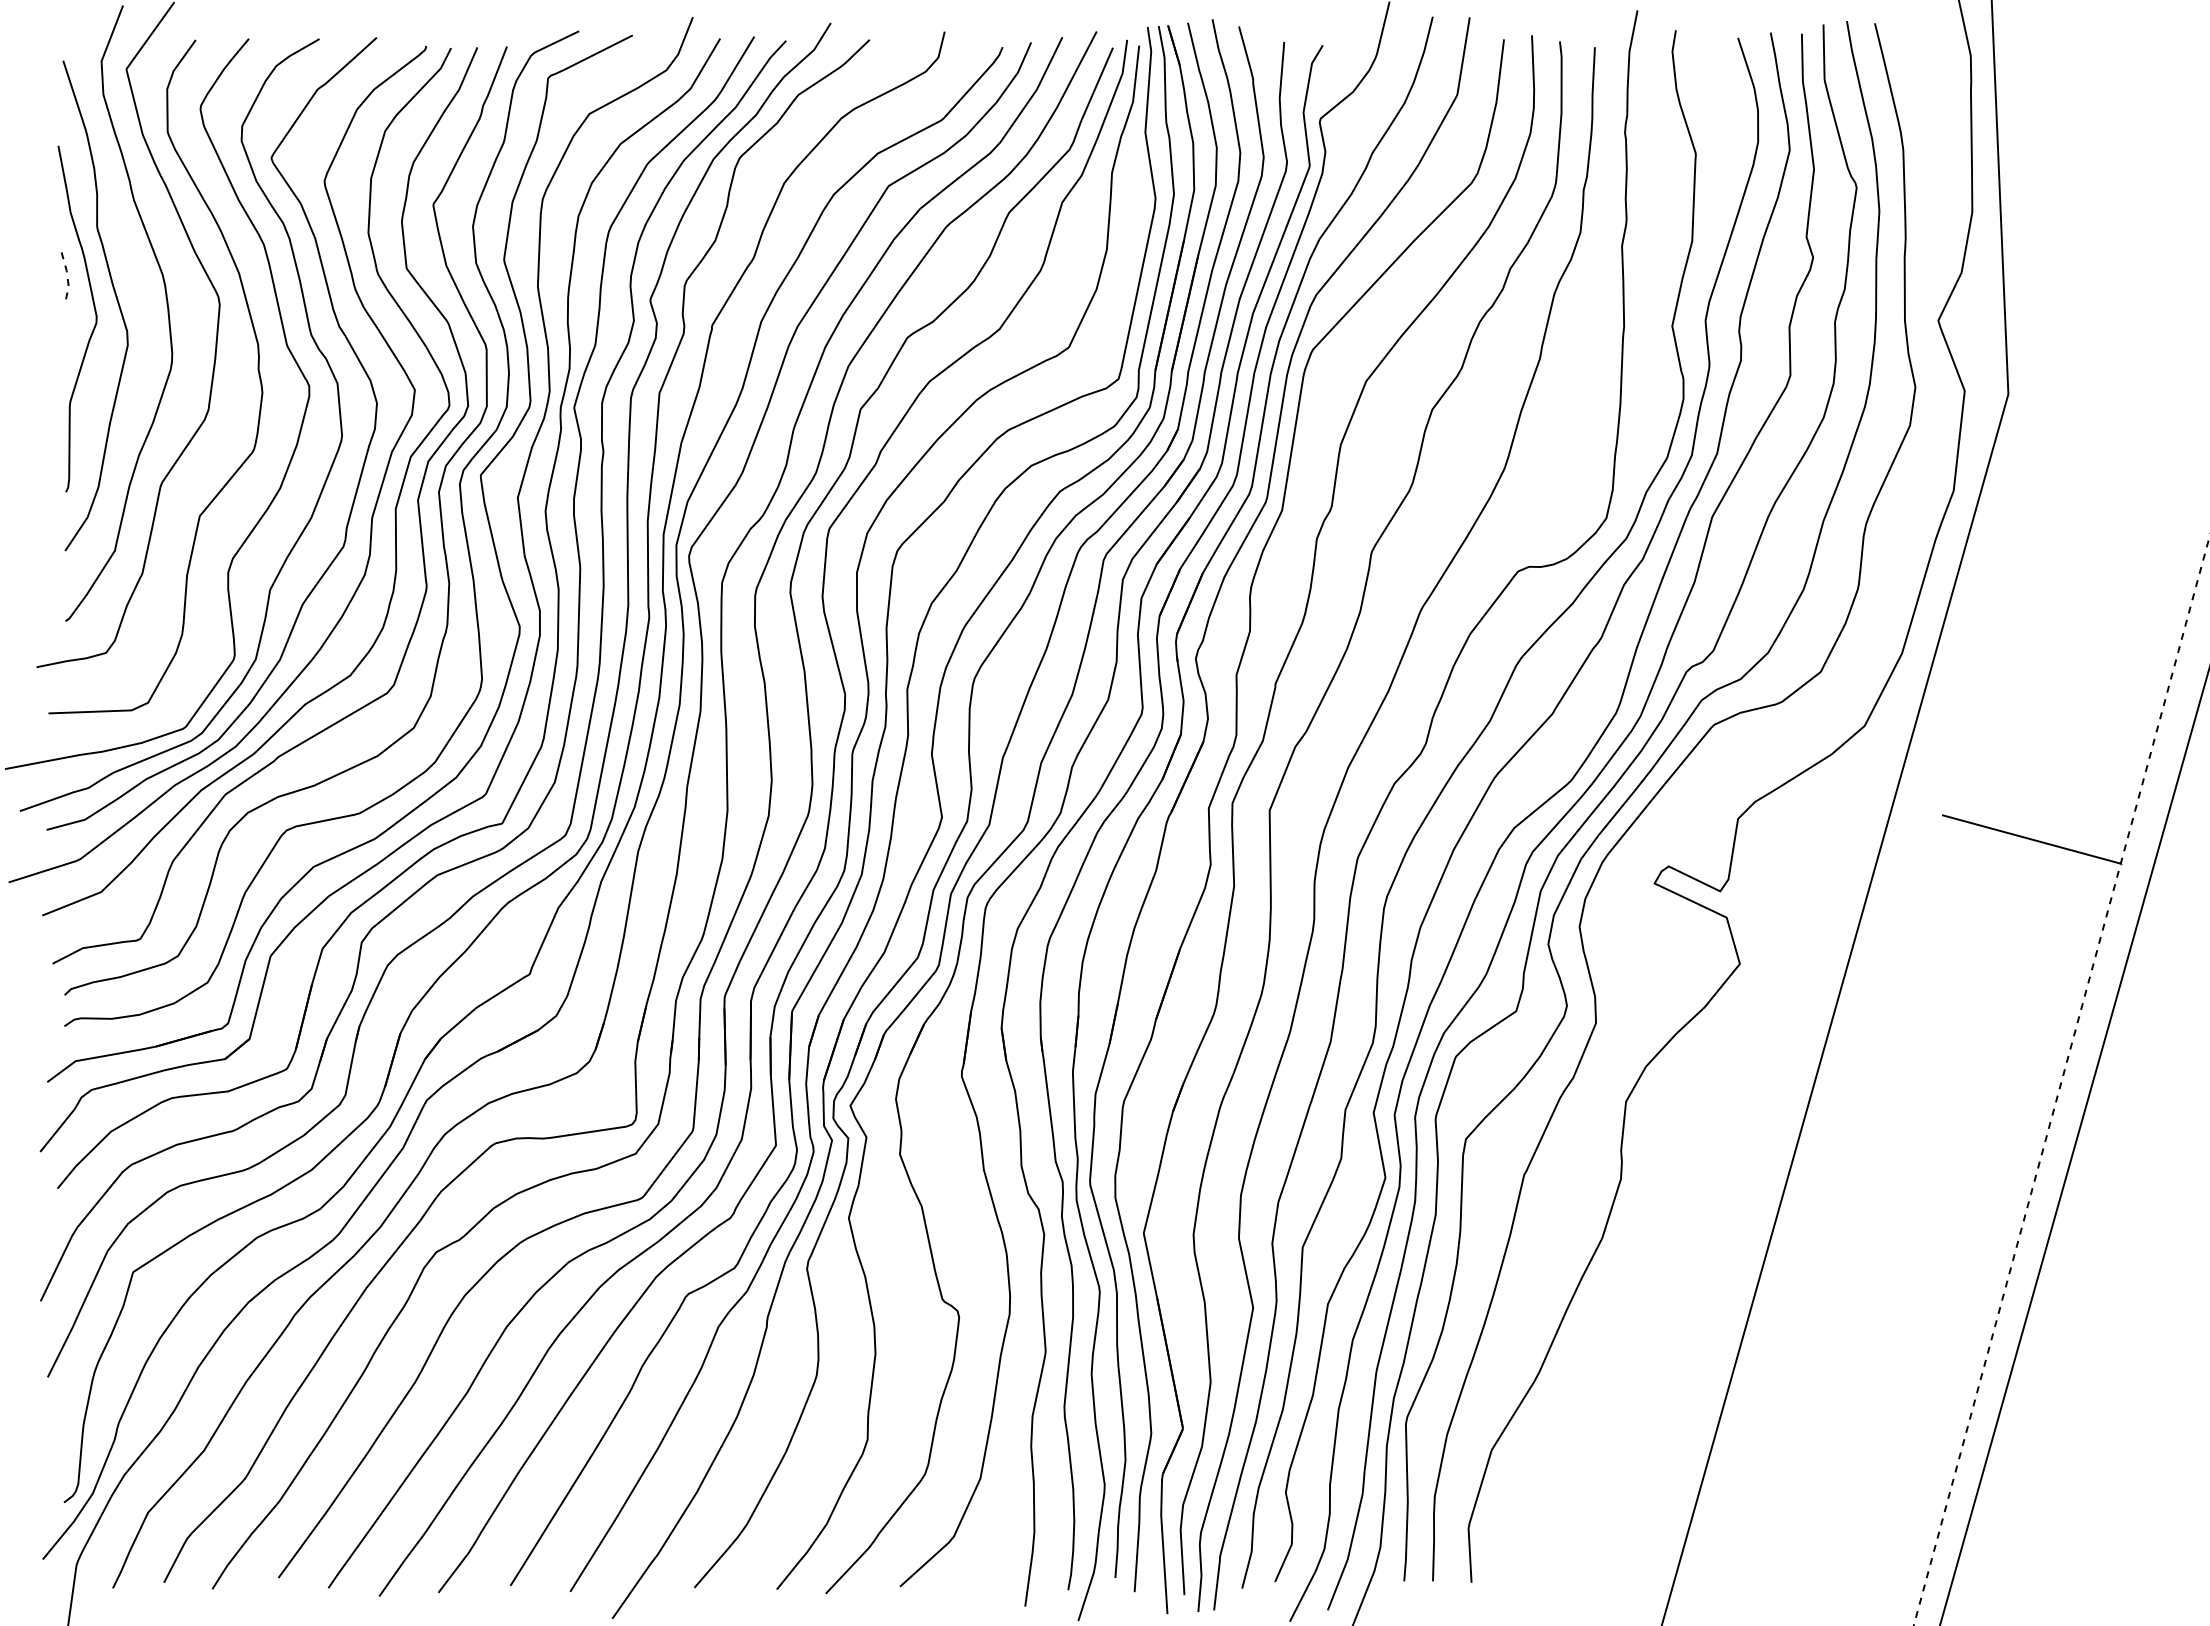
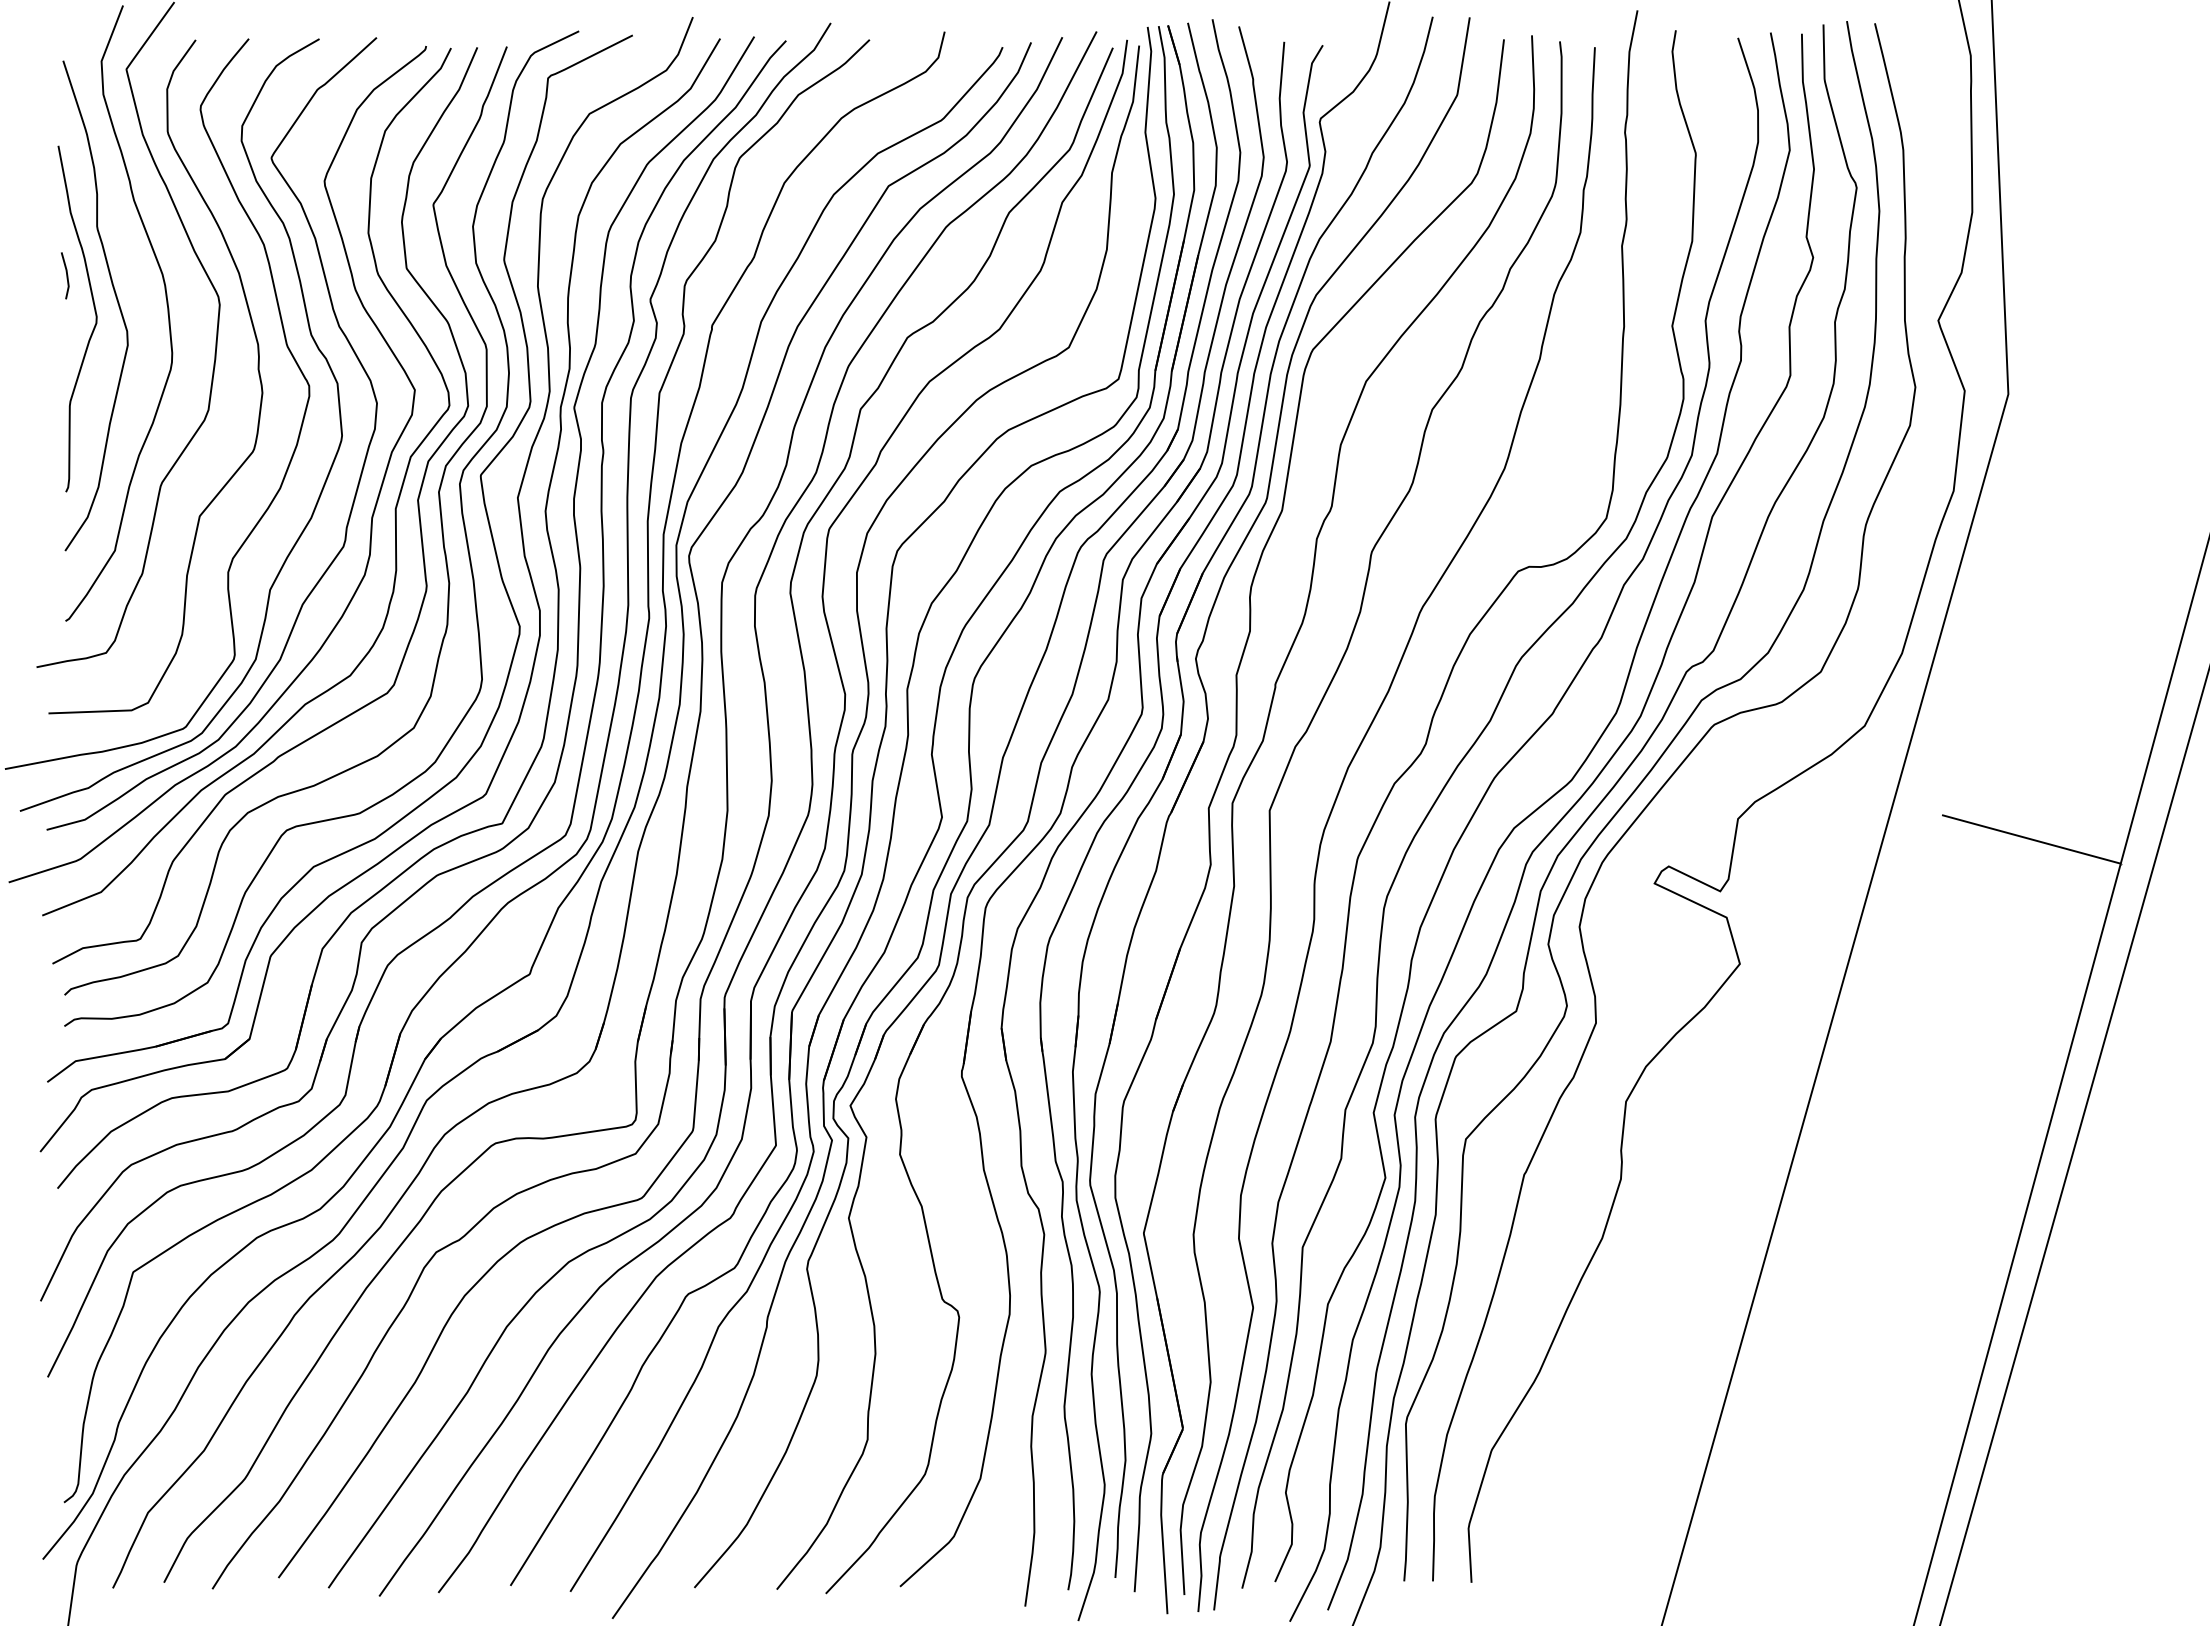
line: dashed -> solid (67, 276)
line: dashed -> solid (2061, 1080)
